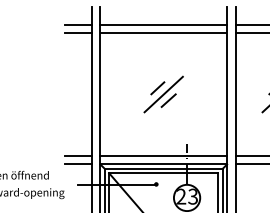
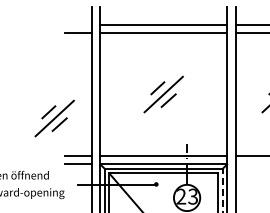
line: present -> none (78, 24)
part: none -> present (54, 118)
line: present -> none (250, 164)
line: solid -> dashed (222, 190)
